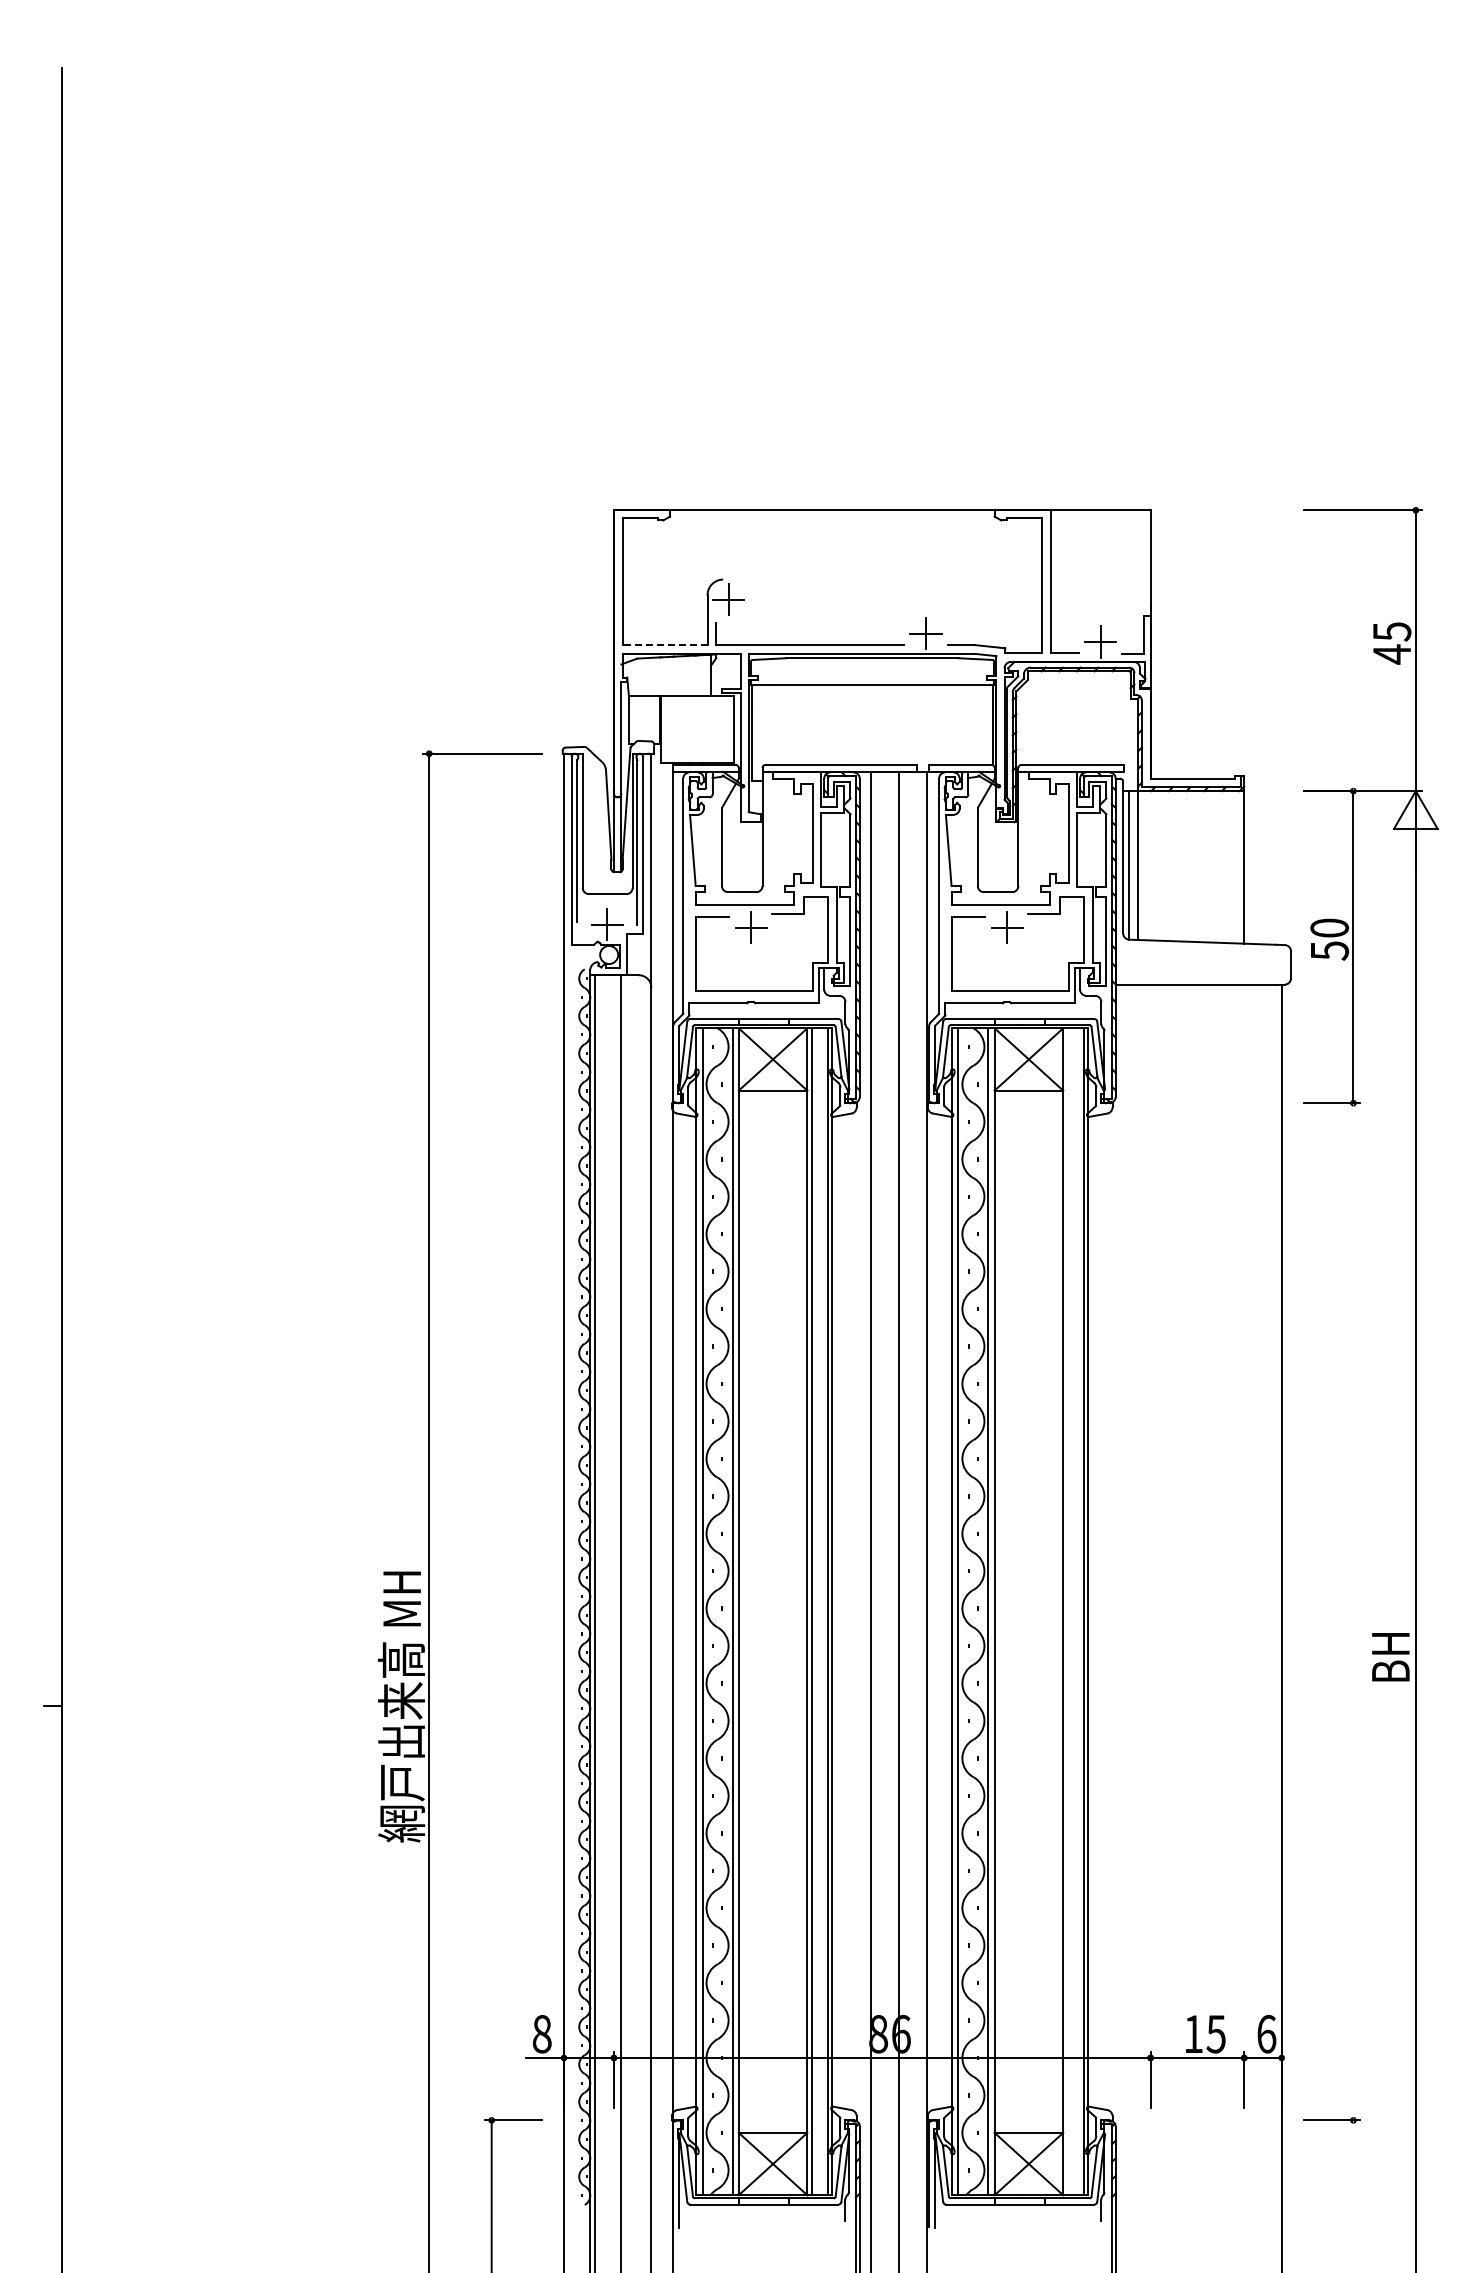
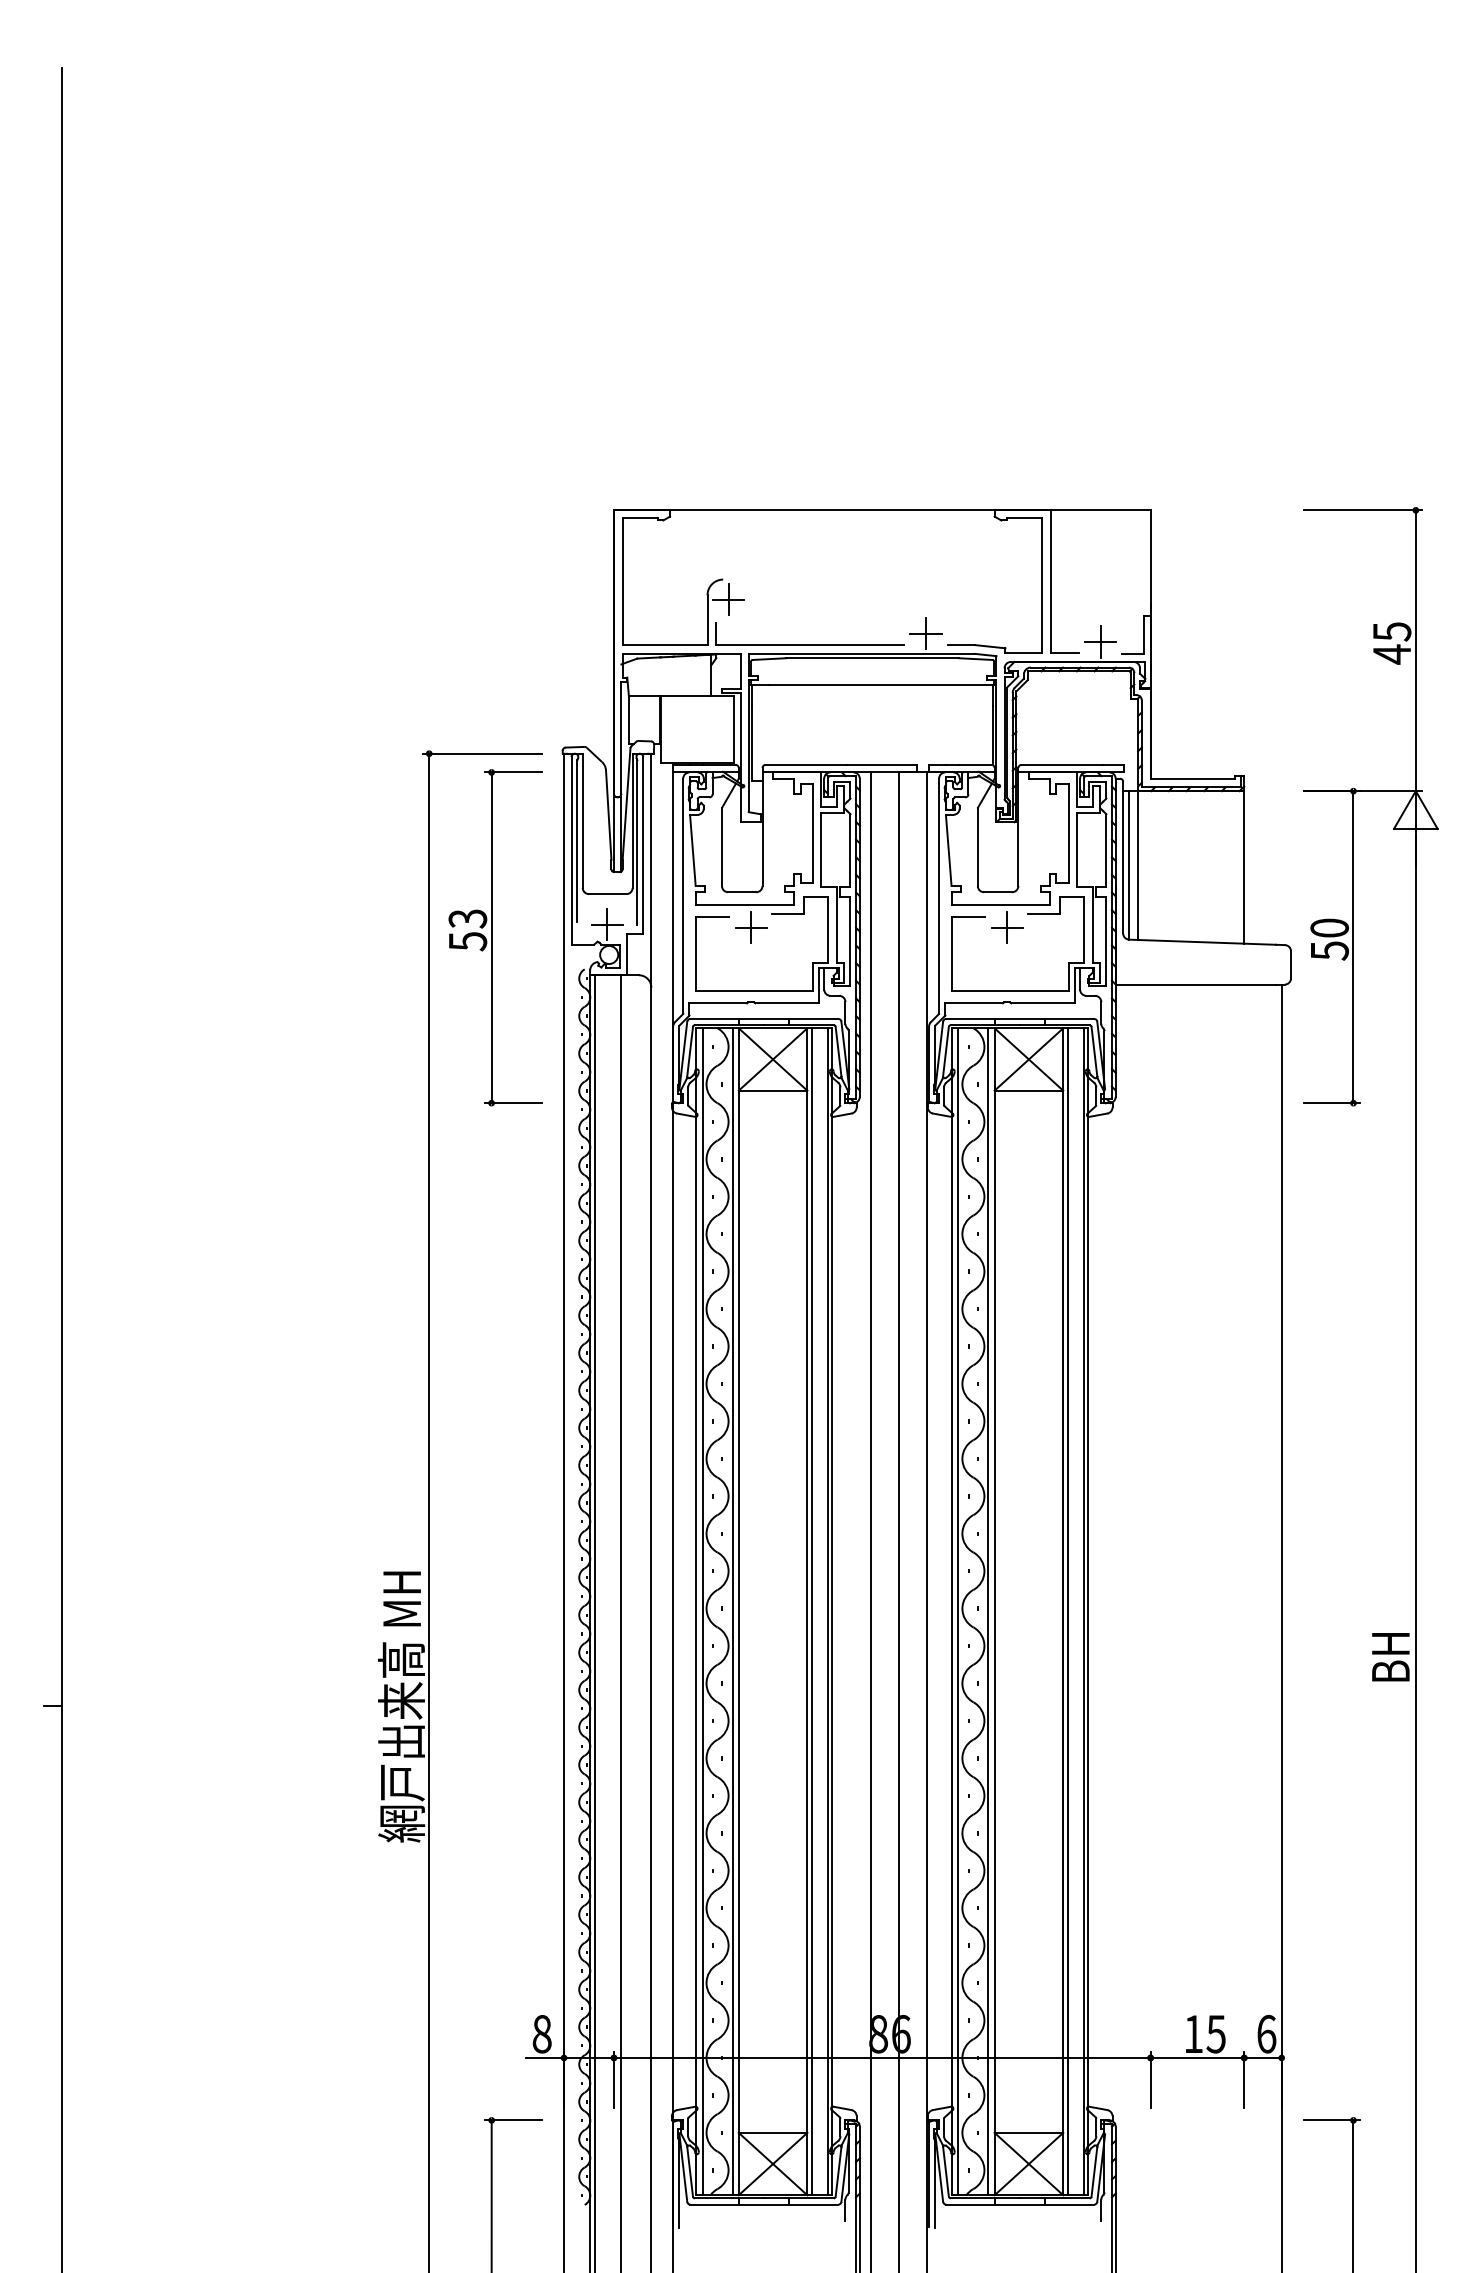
line: dashed -> solid (664, 645)
part: none -> present (495, 937)
line: none -> present (1067, 1611)
line: none -> present (1353, 2194)
